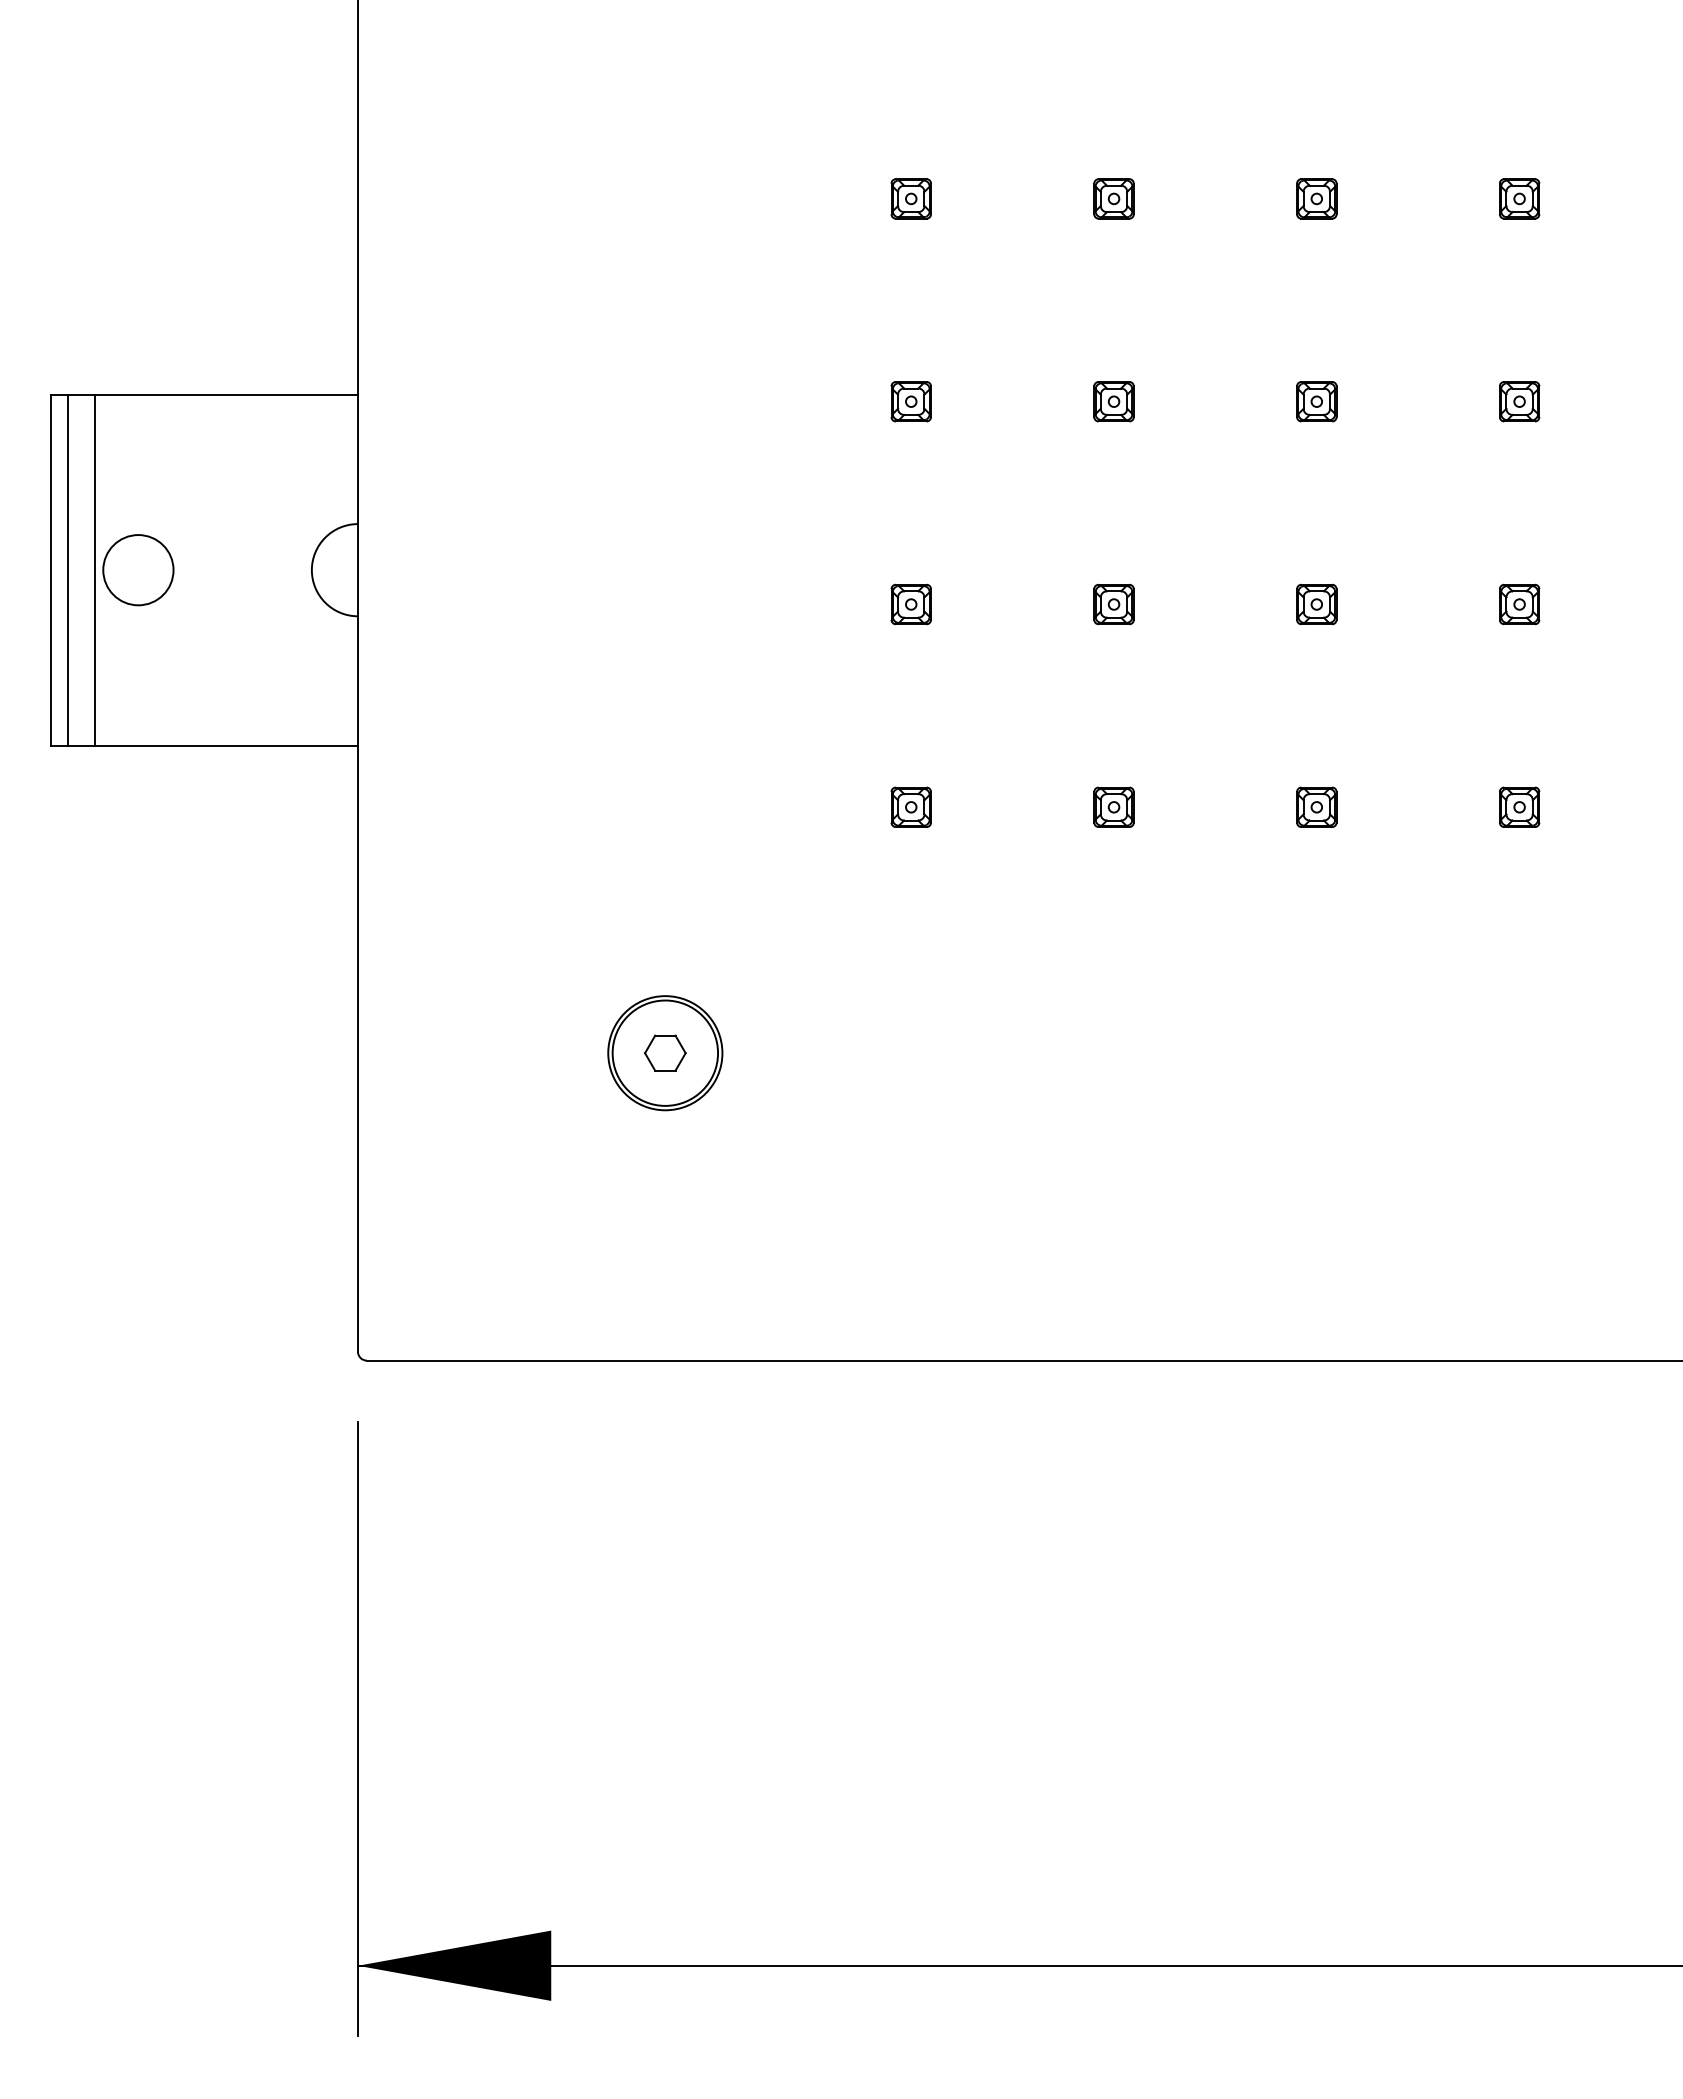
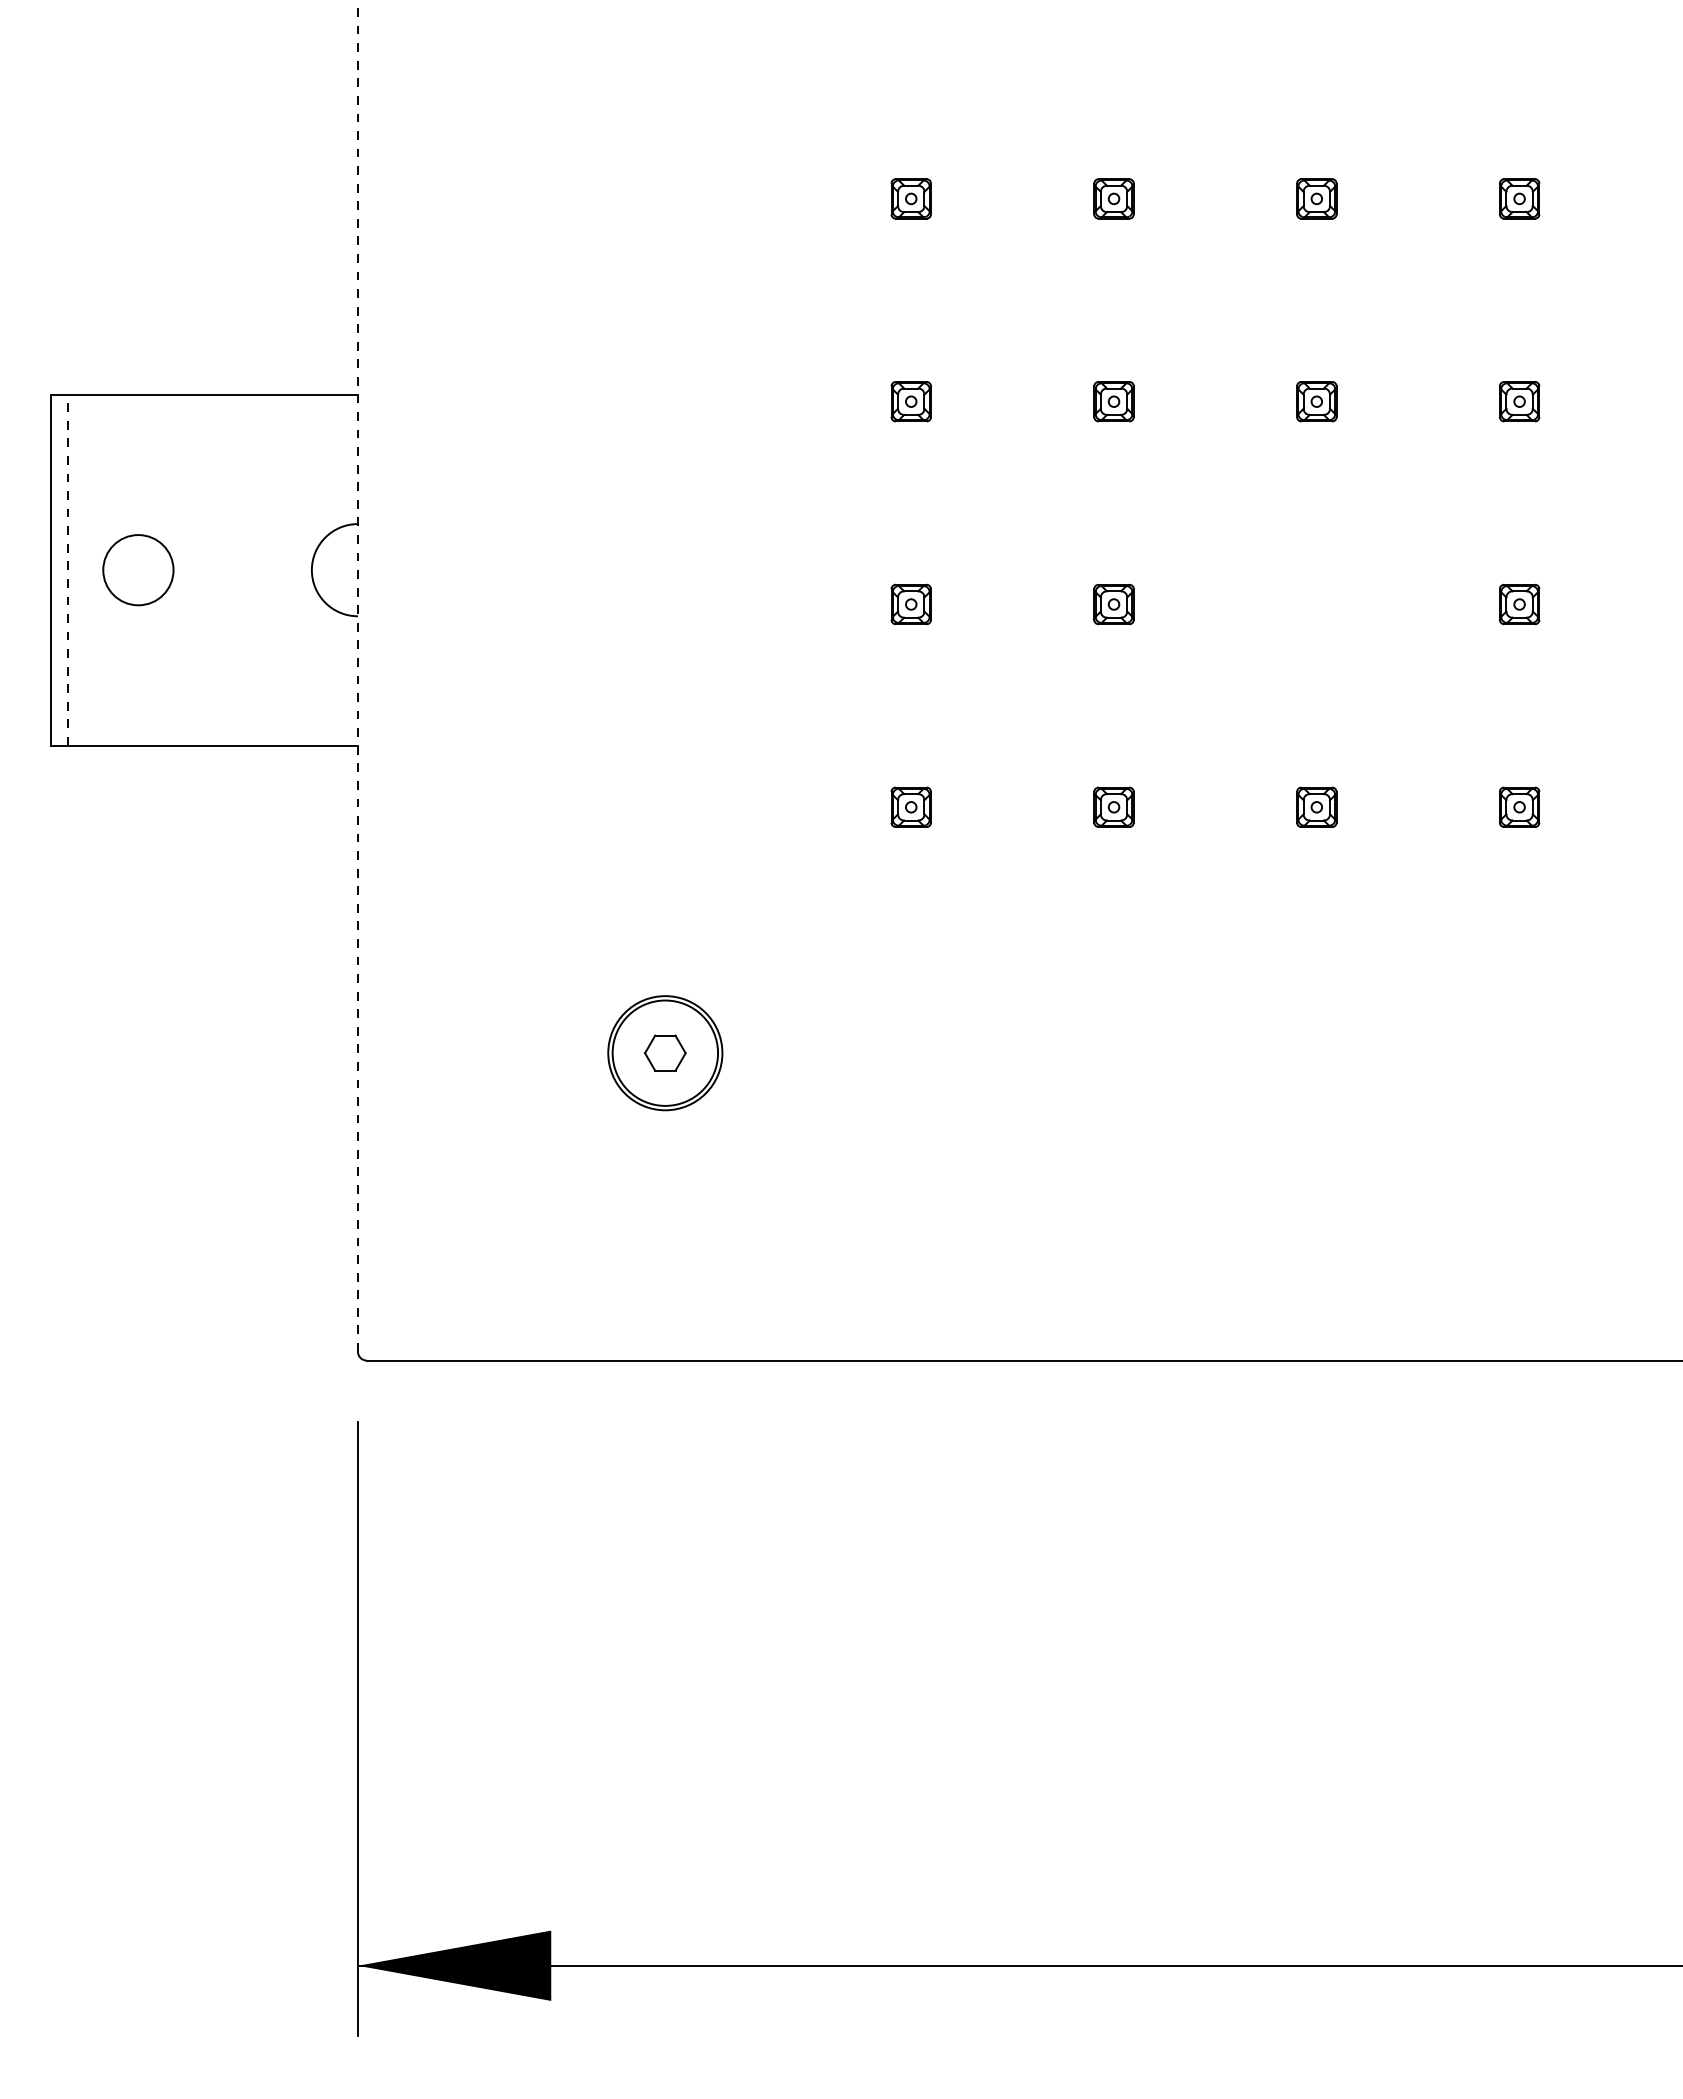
line: present -> none (94, 569)
line: solid -> dashed (68, 570)
part: present -> none (1316, 604)
line: solid -> dashed (357, 675)
